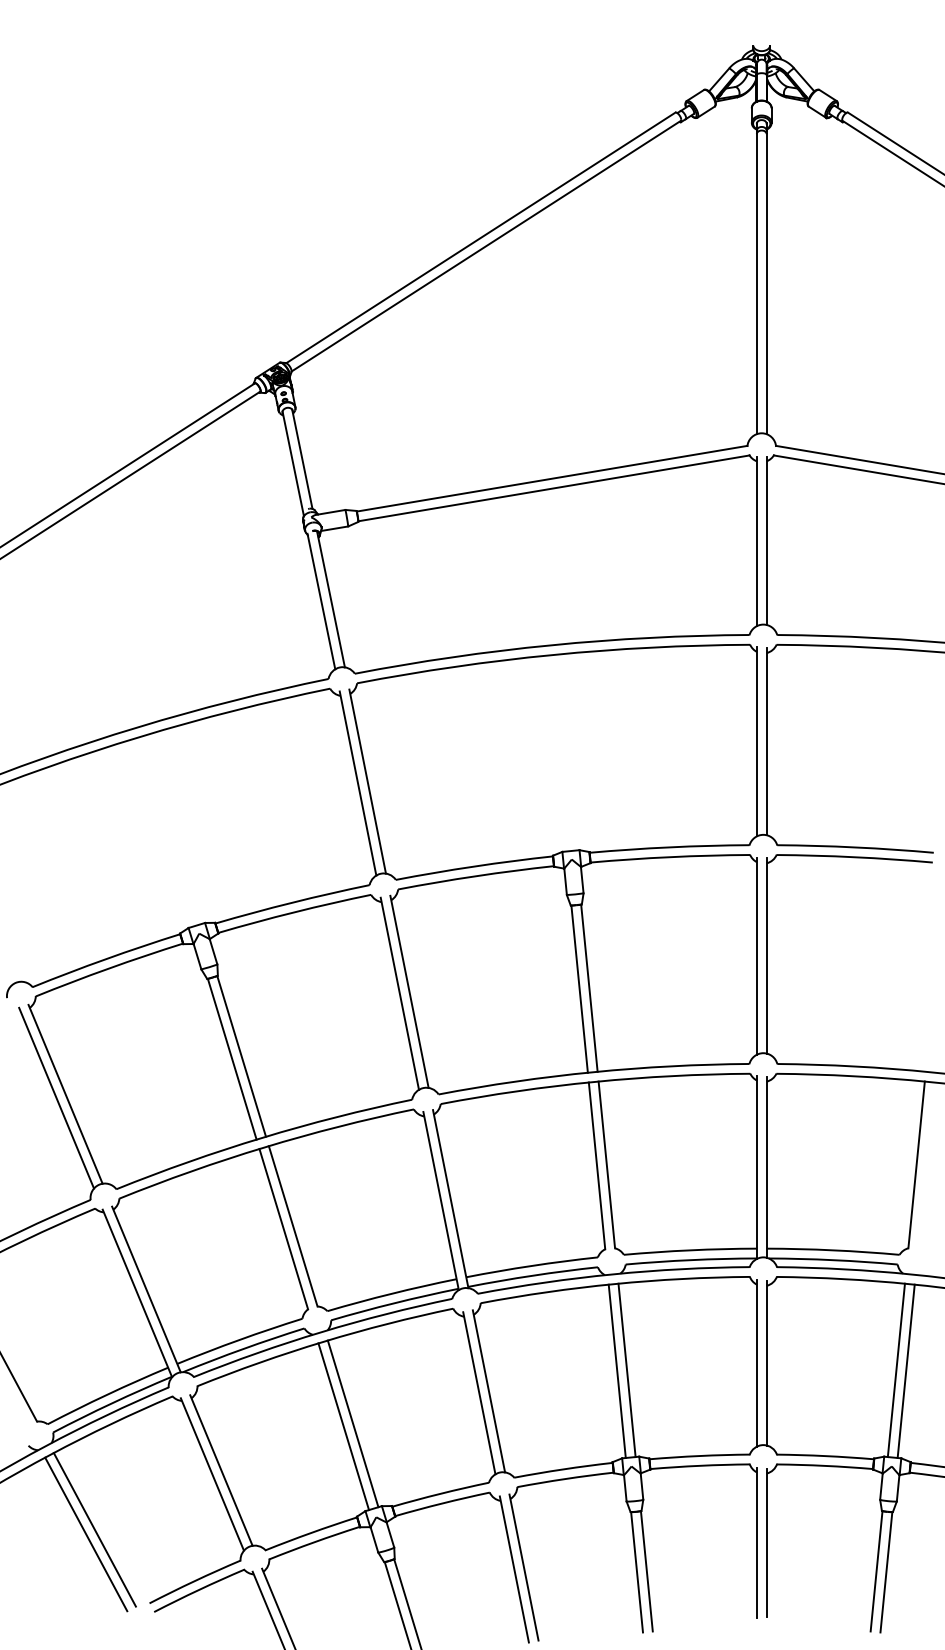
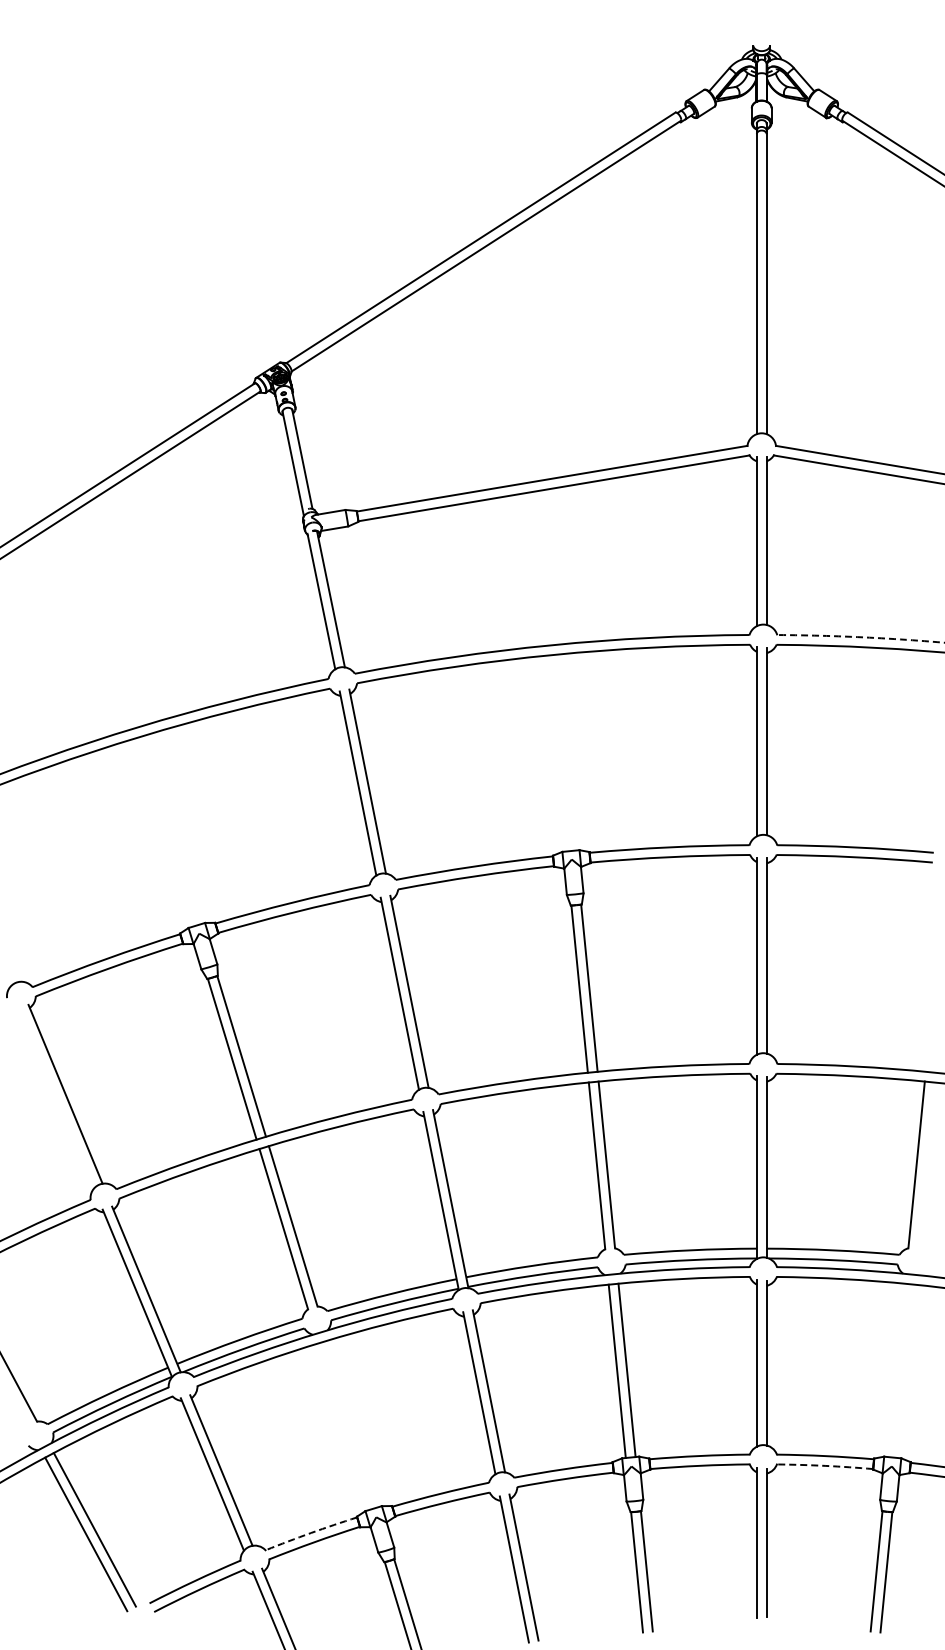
arc: solid -> dashed (860, 637)
line: present -> none (56, 1097)
line: present -> none (895, 1370)
line: present -> none (905, 1370)
line: present -> none (352, 1423)
line: present -> none (343, 1426)
arc: solid -> dashed (825, 1465)
arc: solid -> dashed (311, 1533)
